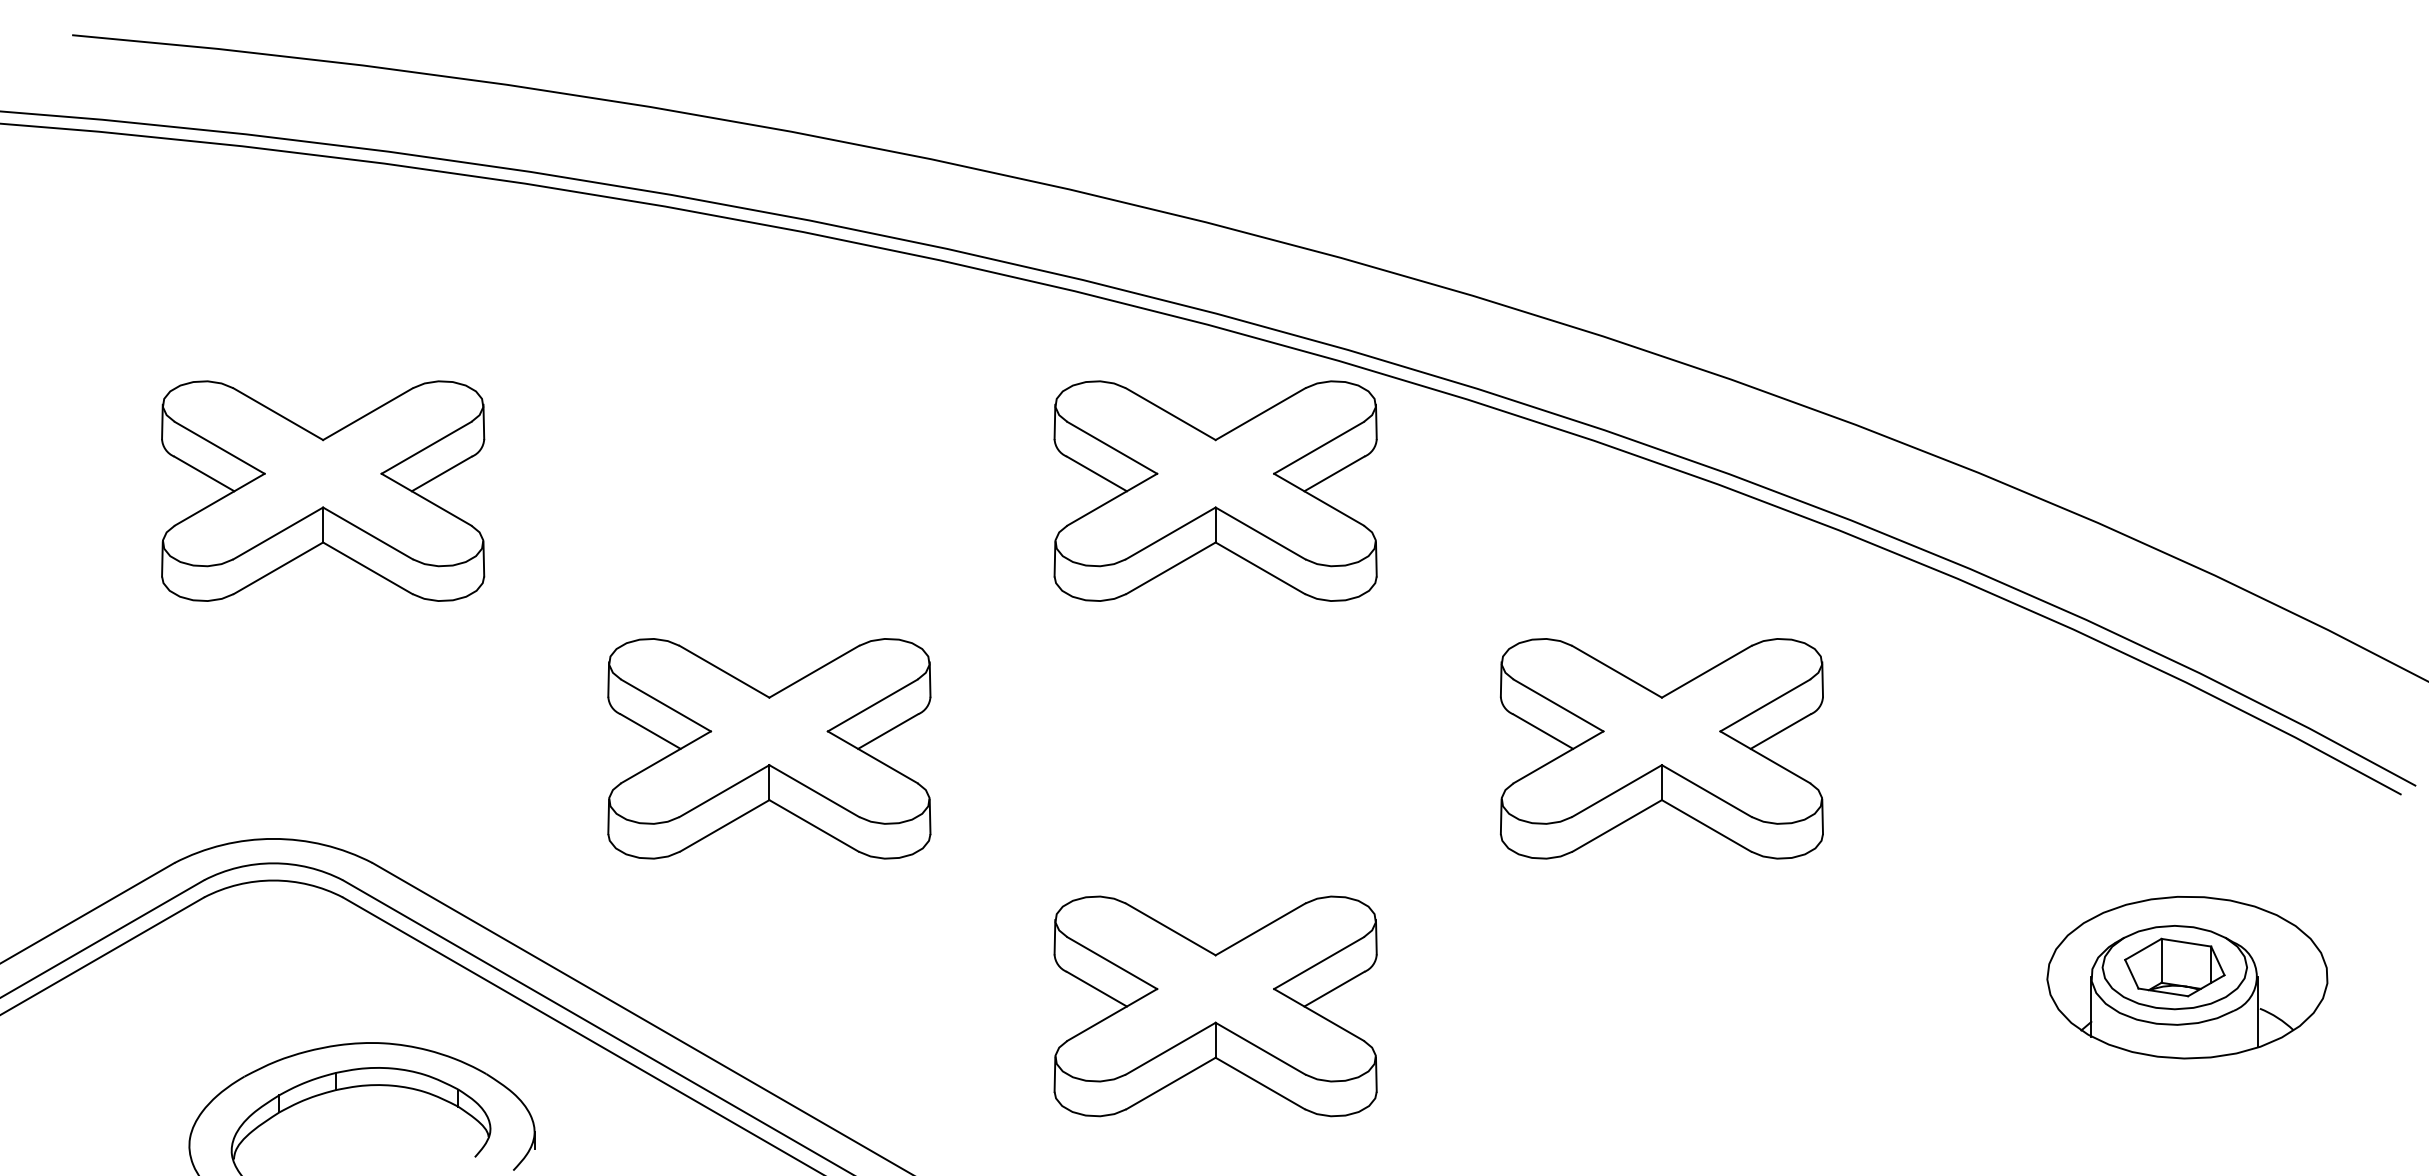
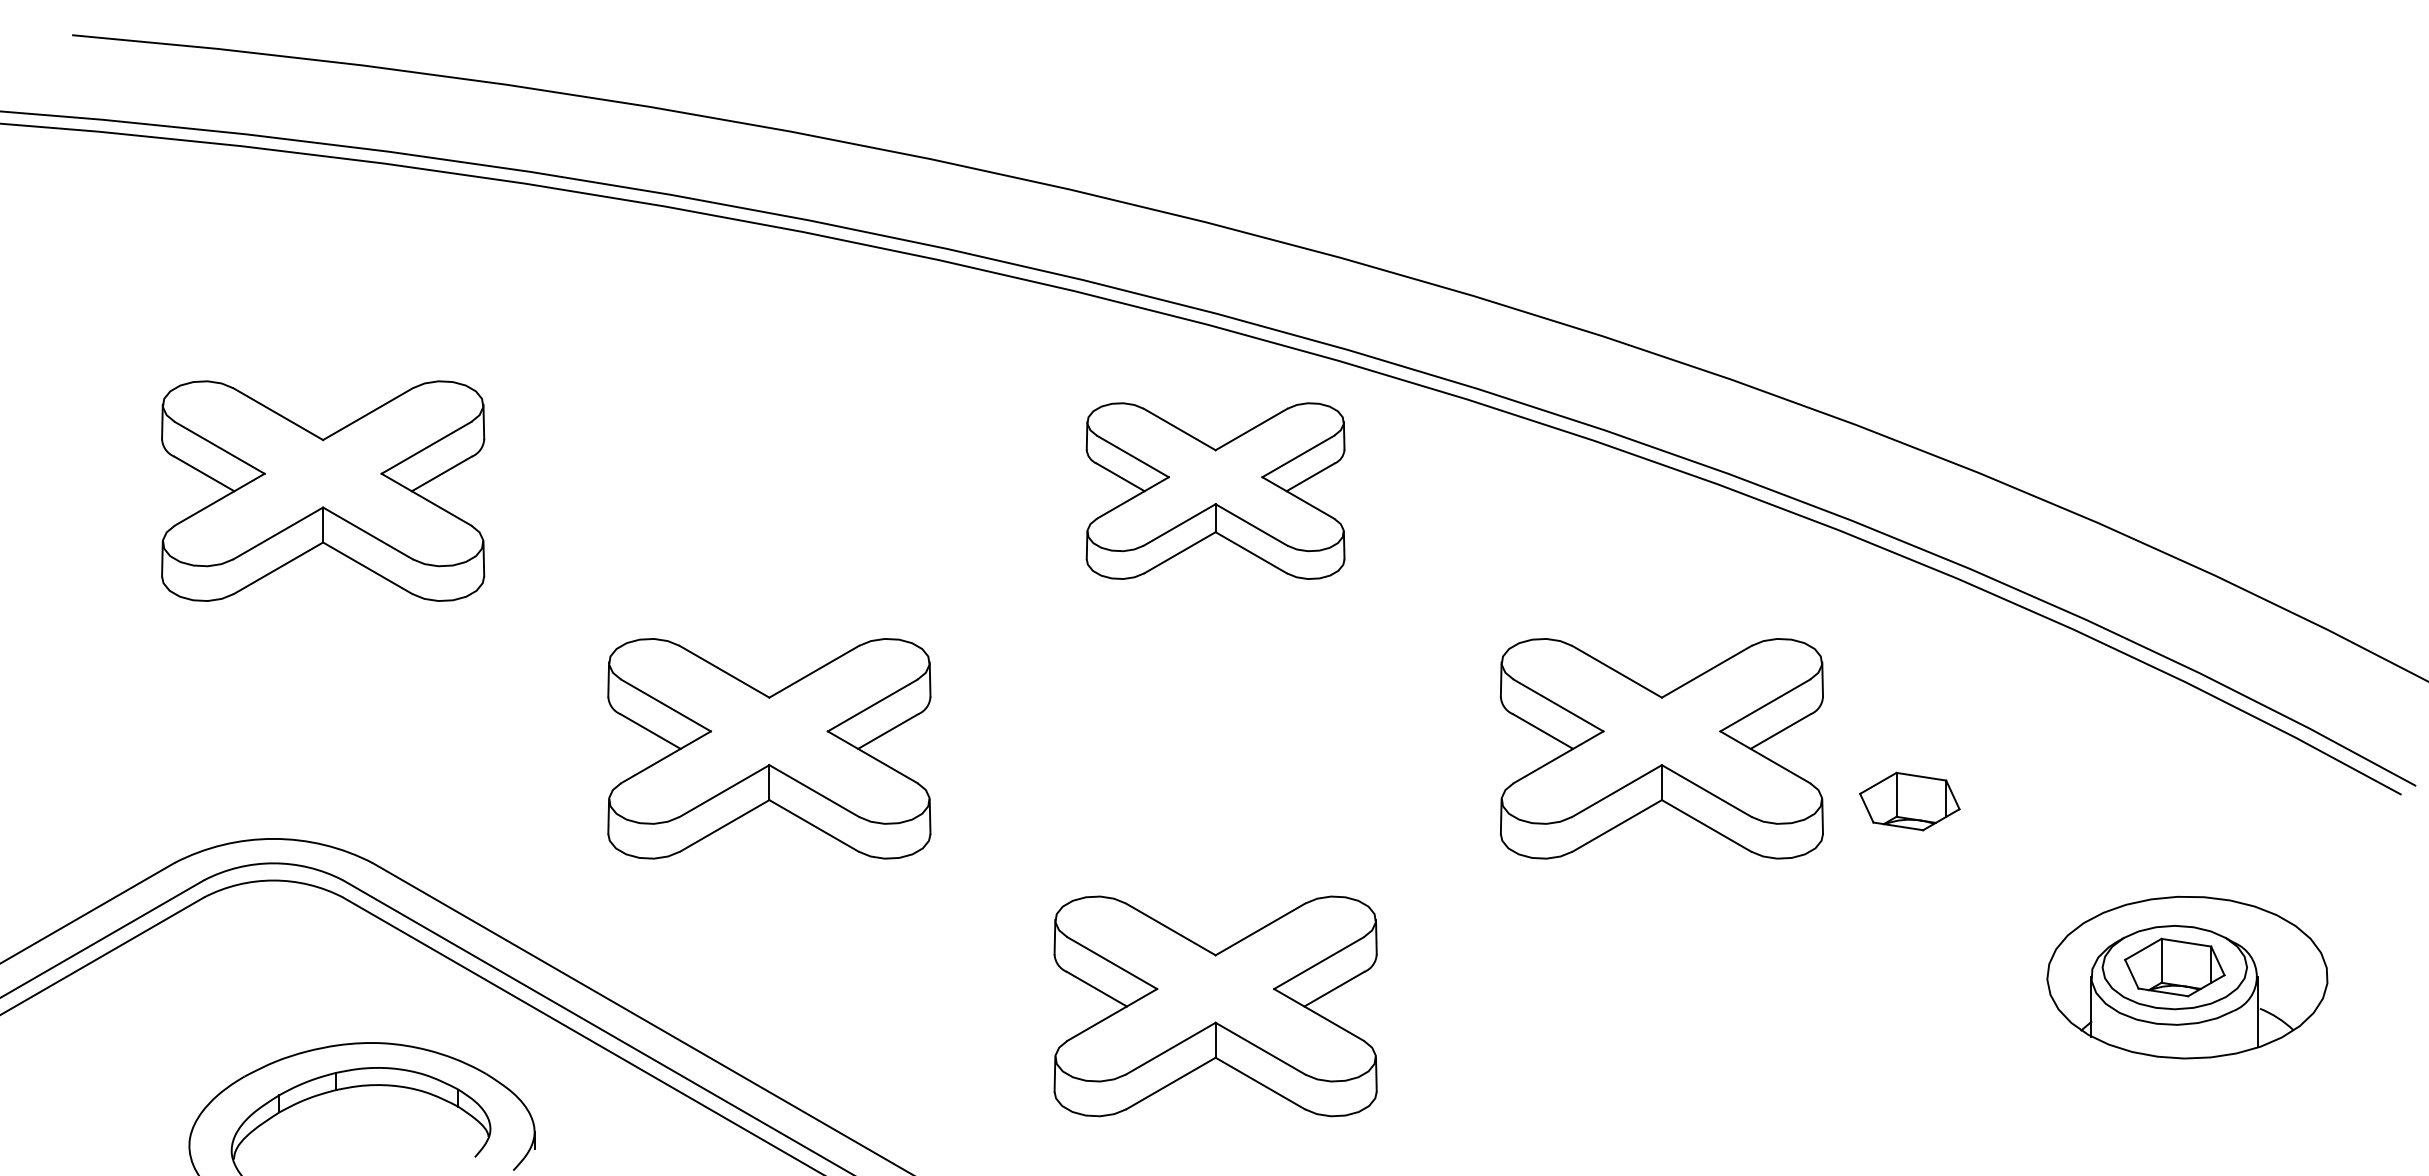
part size: 325x222 px -> 261x178 px (1215, 490)
part: none -> present (1909, 801)
